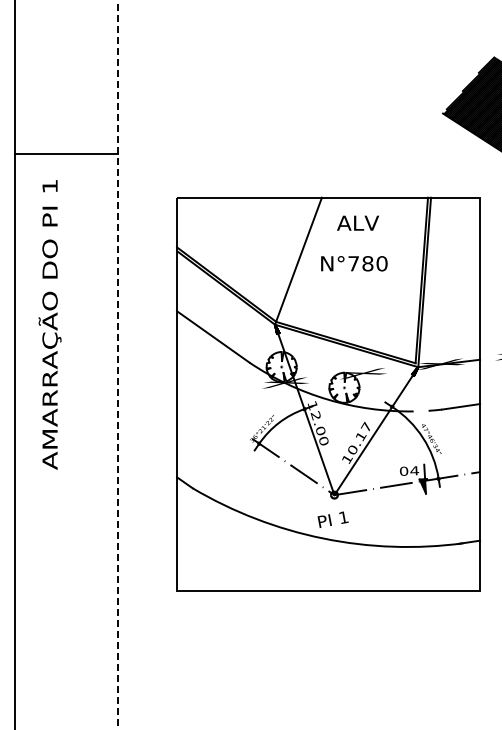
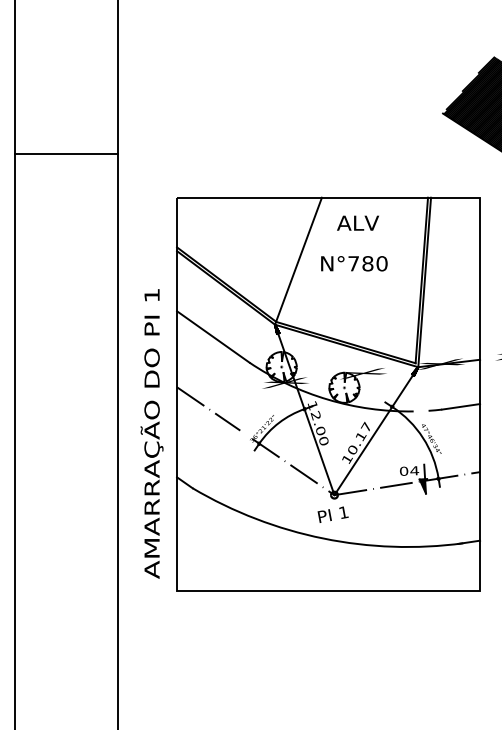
text position: (49, 324) -> (151, 433) (151, 433)
line: dashed -> solid (118, 365)
line: none -> present (208, 408)
text position: (332, 519) -> (332, 514) (332, 514)
